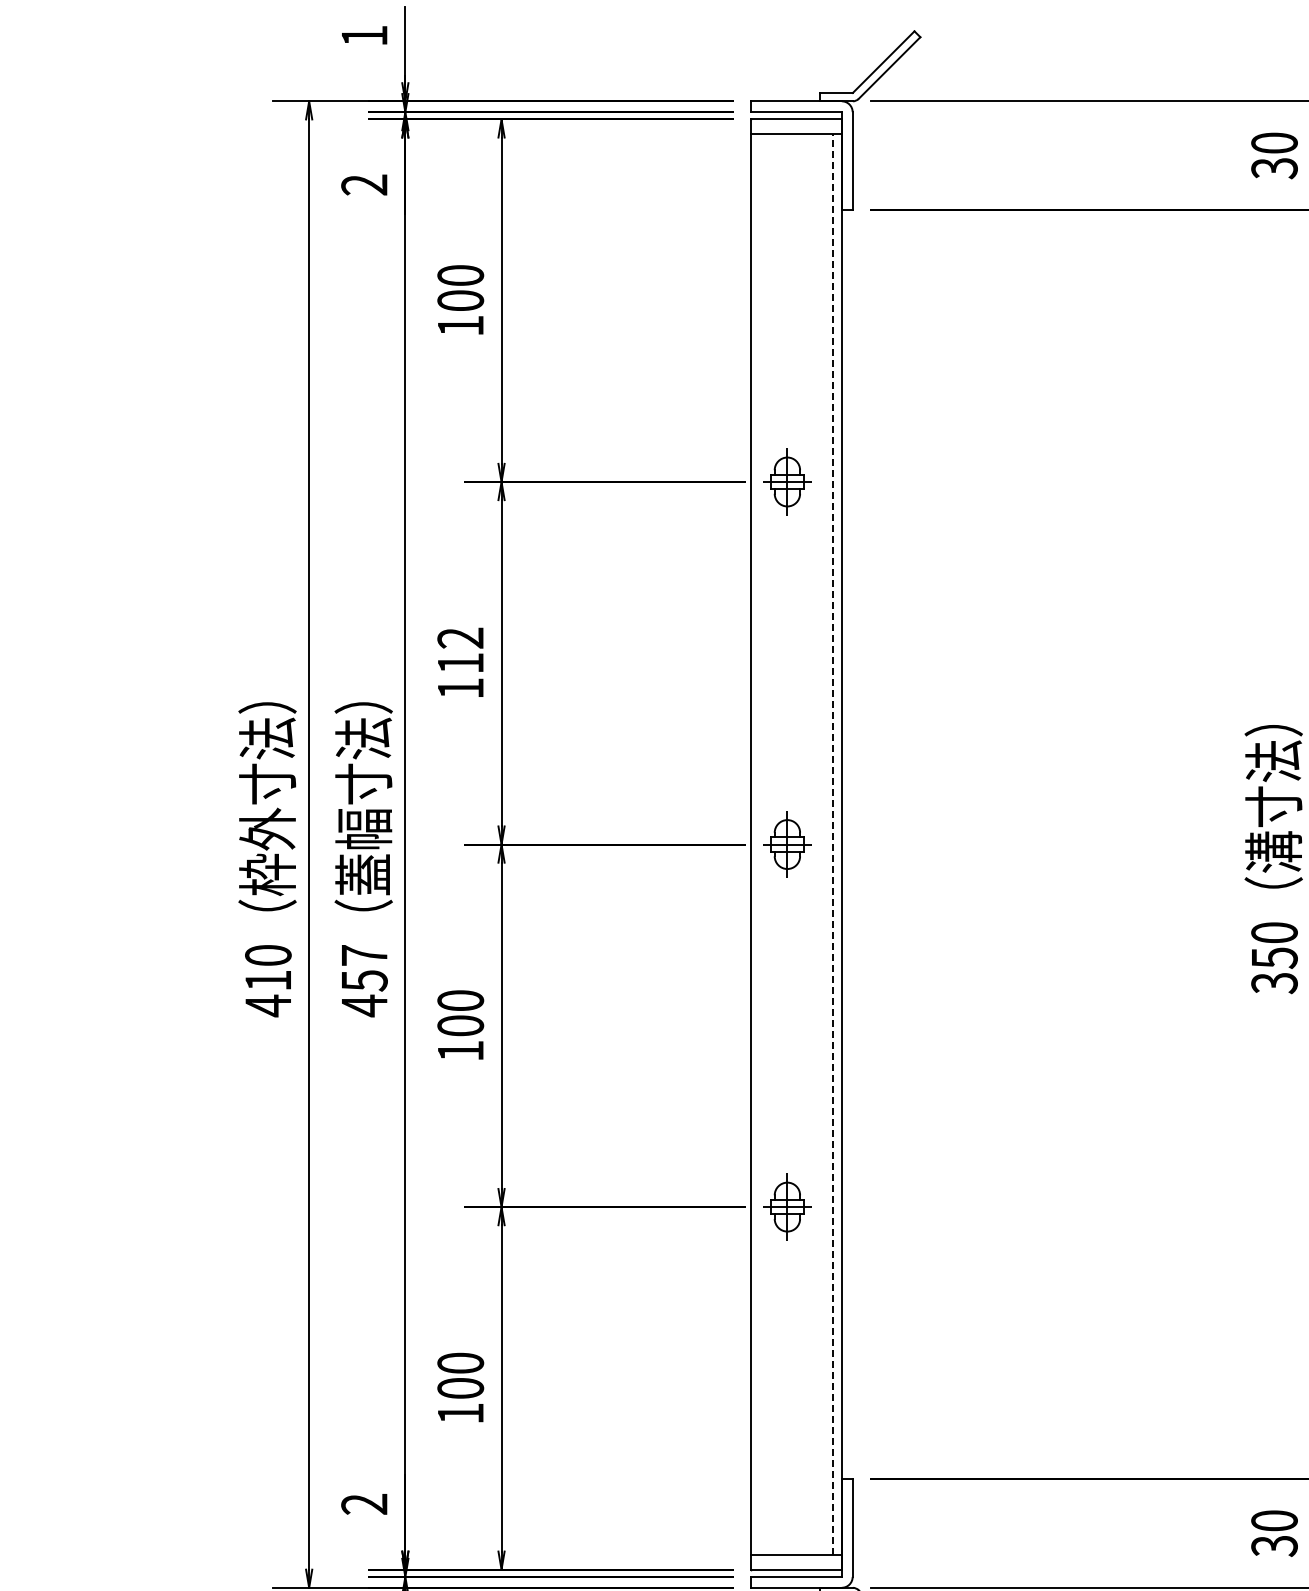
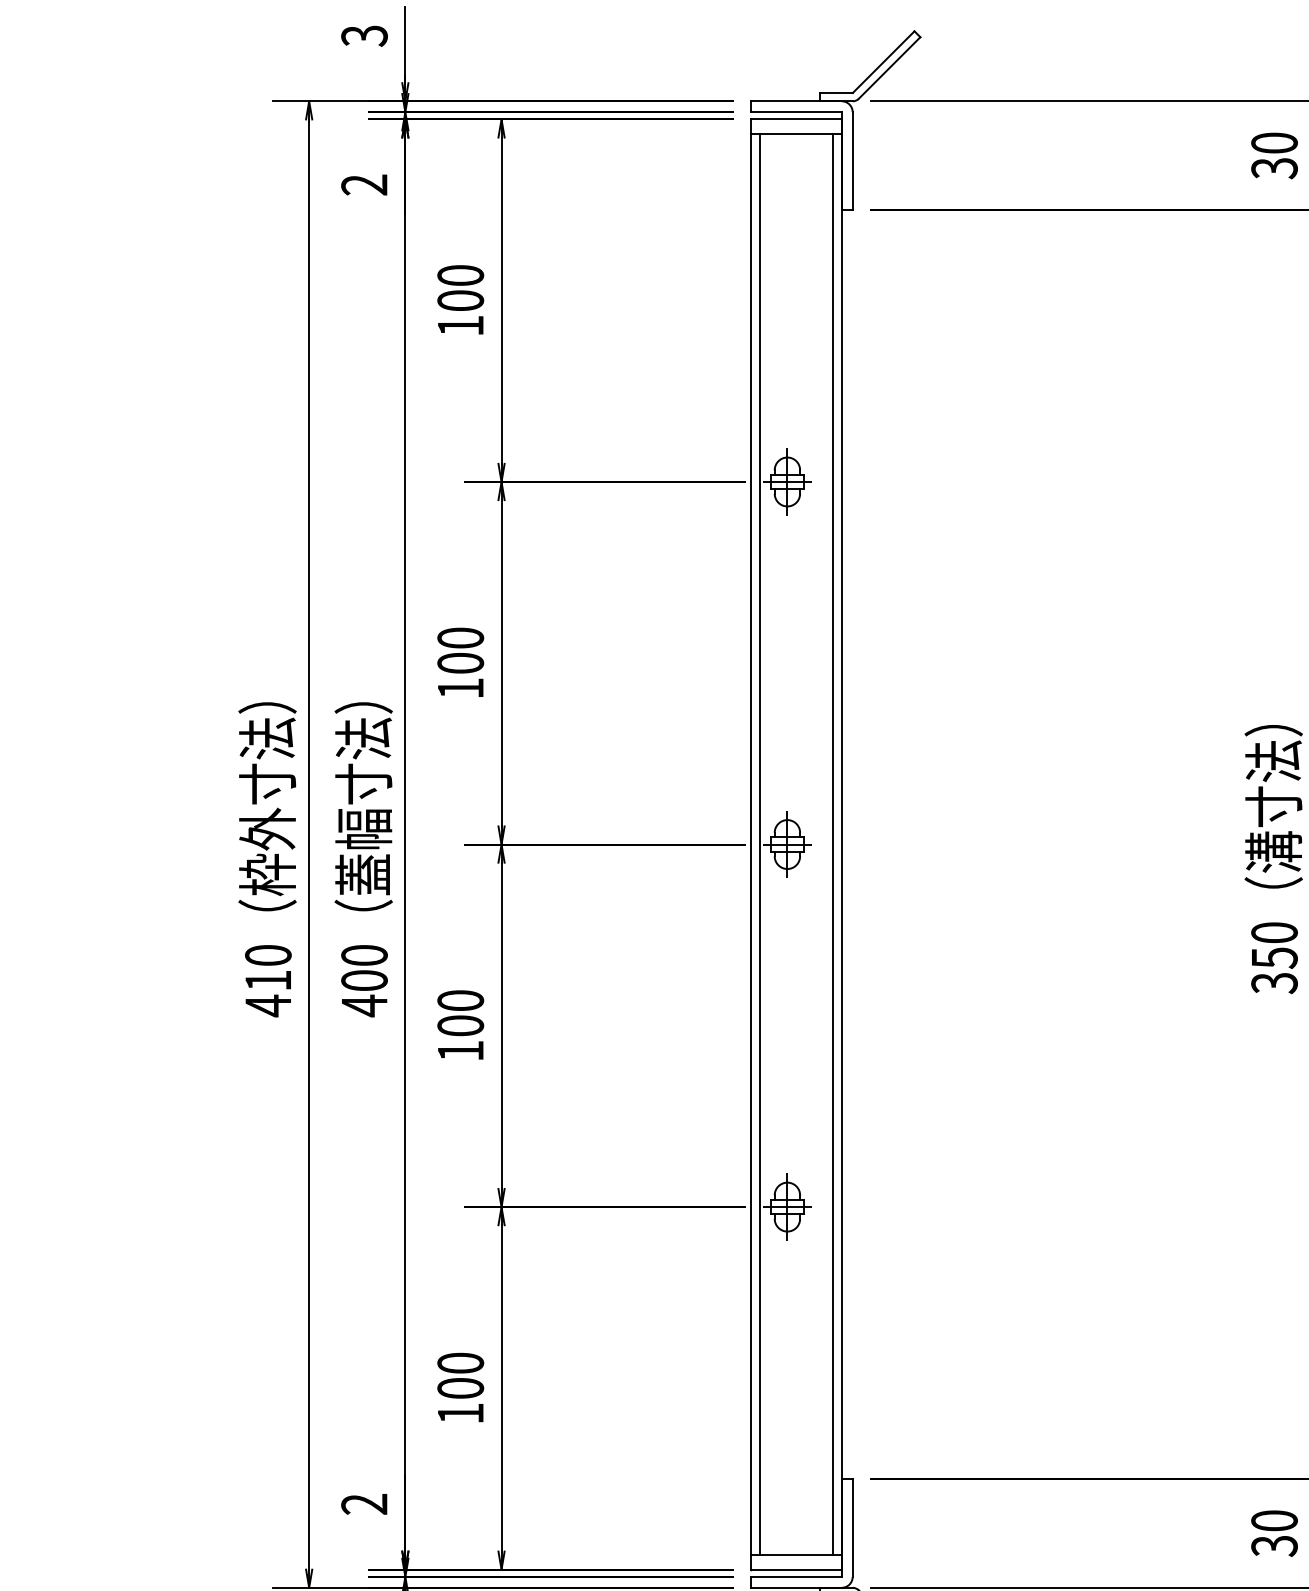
text: 1 -> 3 (364, 35)
text: 112 -> 100 (460, 650)
line: none -> present (760, 844)
line: dashed -> solid (832, 844)
text: 457 -> 400 (364, 968)
